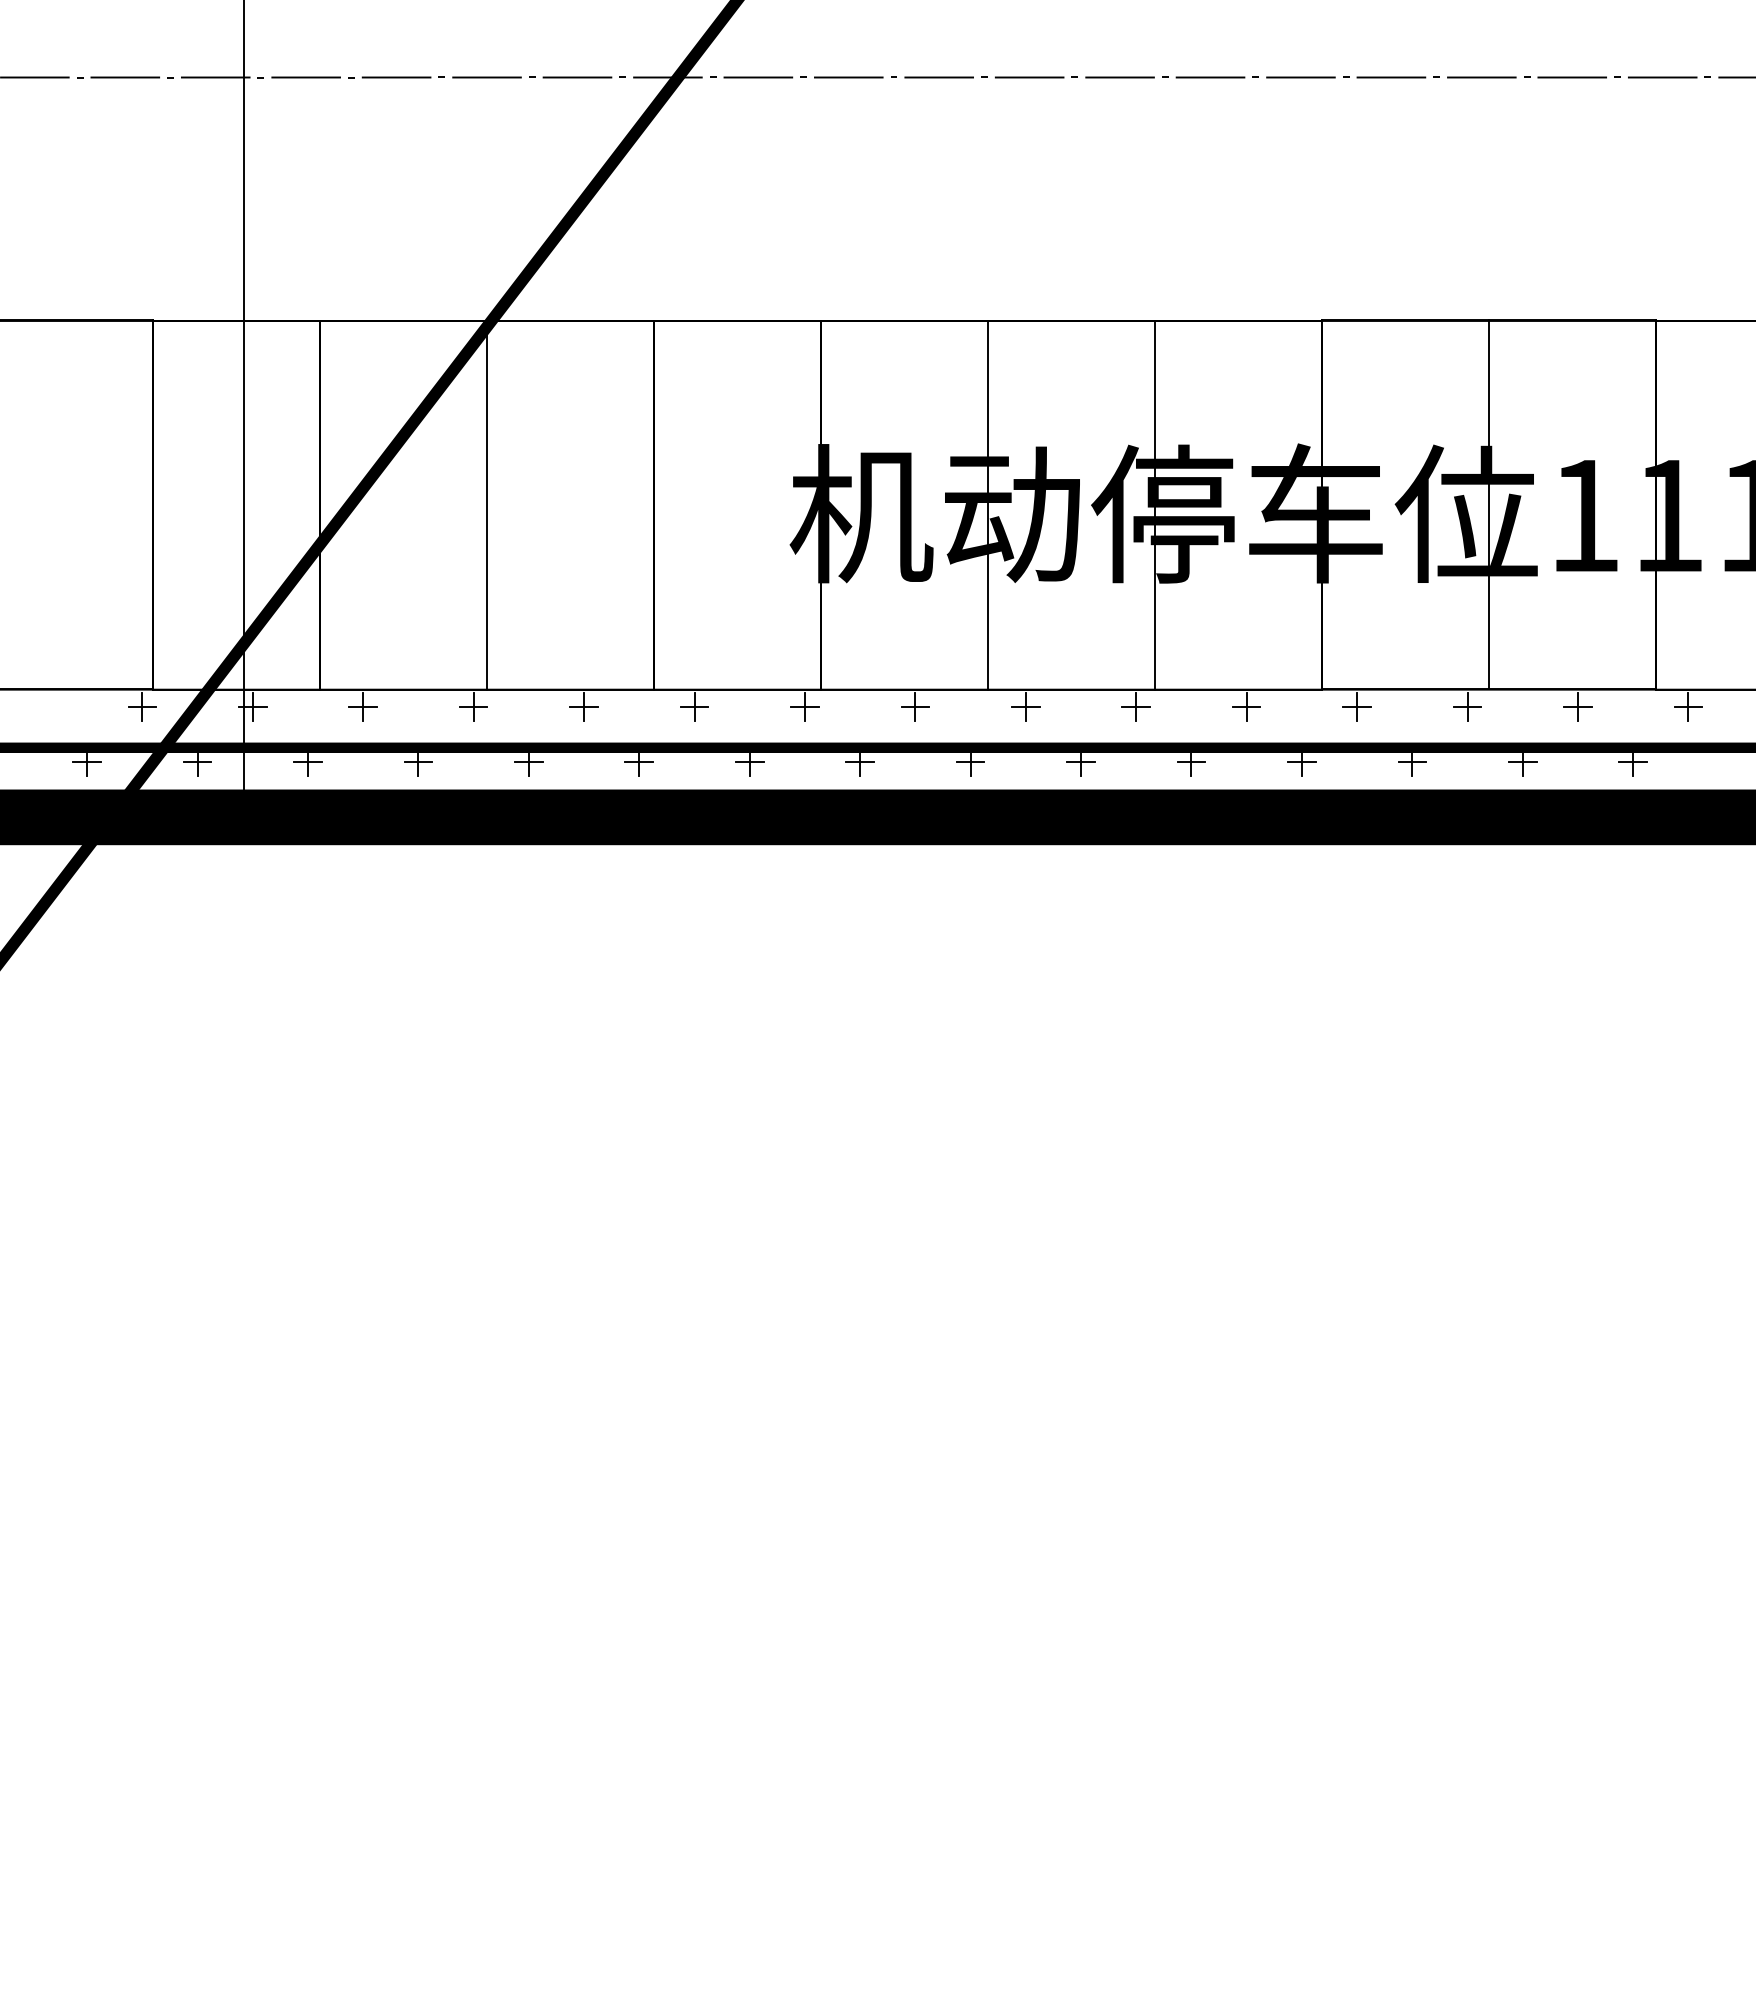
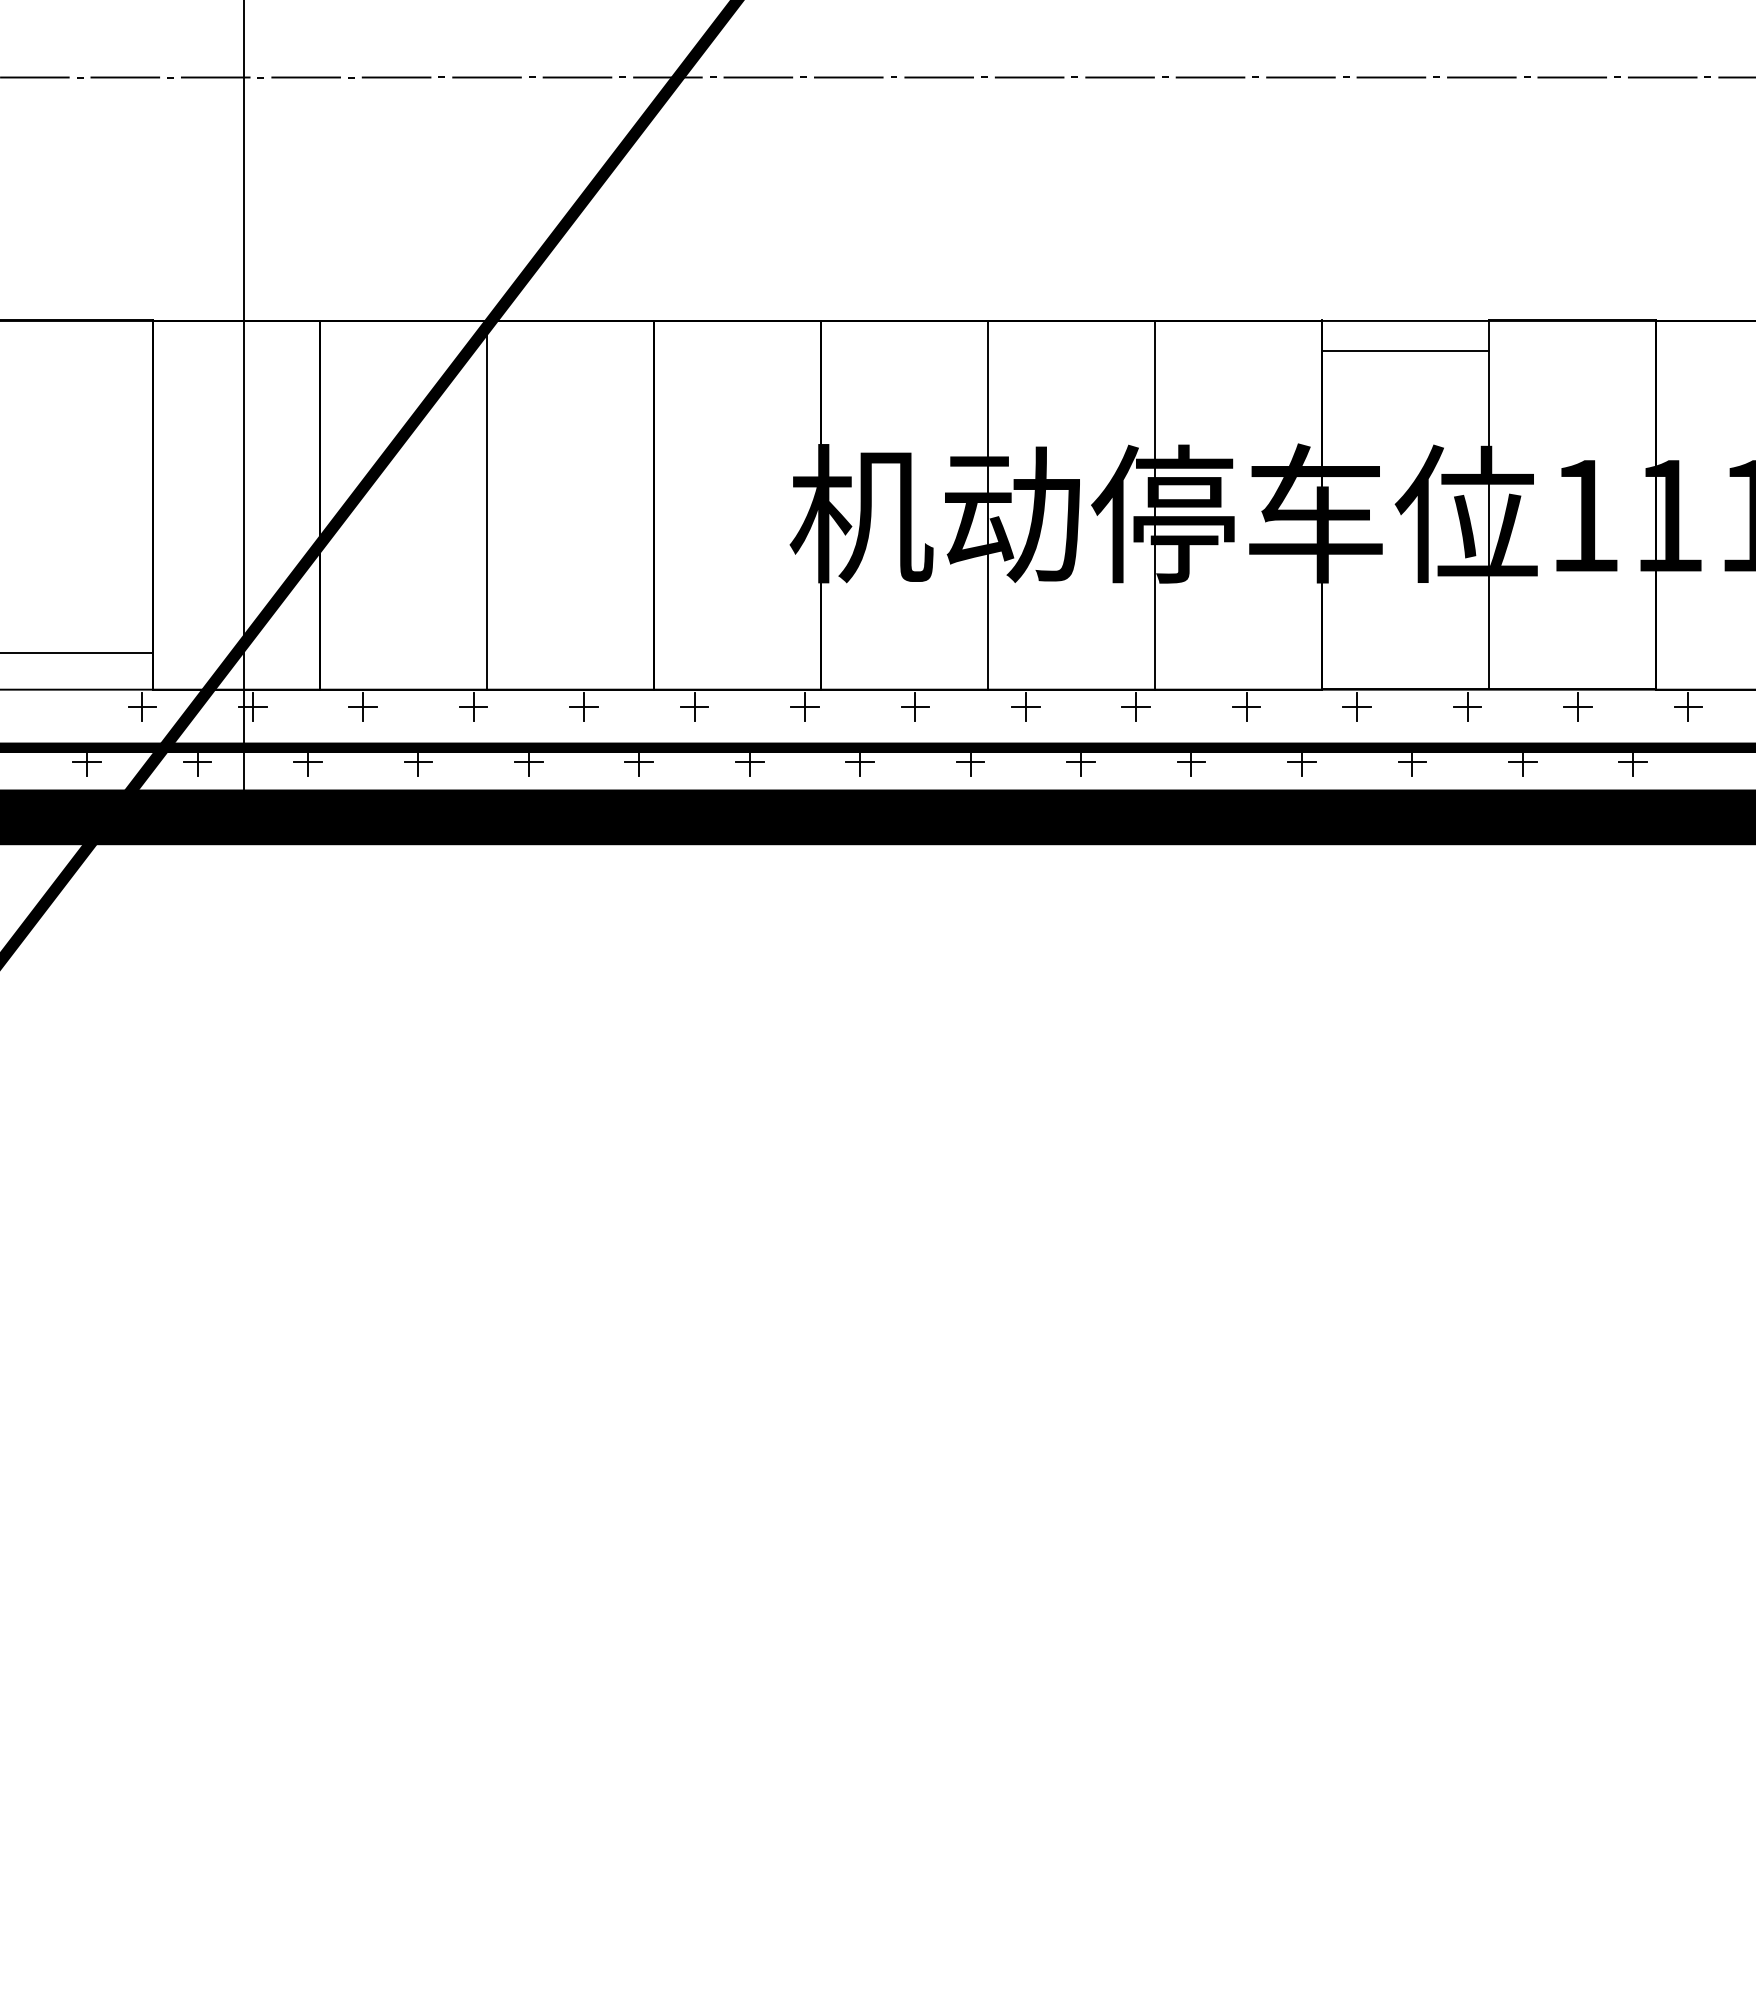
line position: (1404, 320) -> (1404, 351) (1404, 351)
line position: (77, 689) -> (77, 653) (77, 653)
